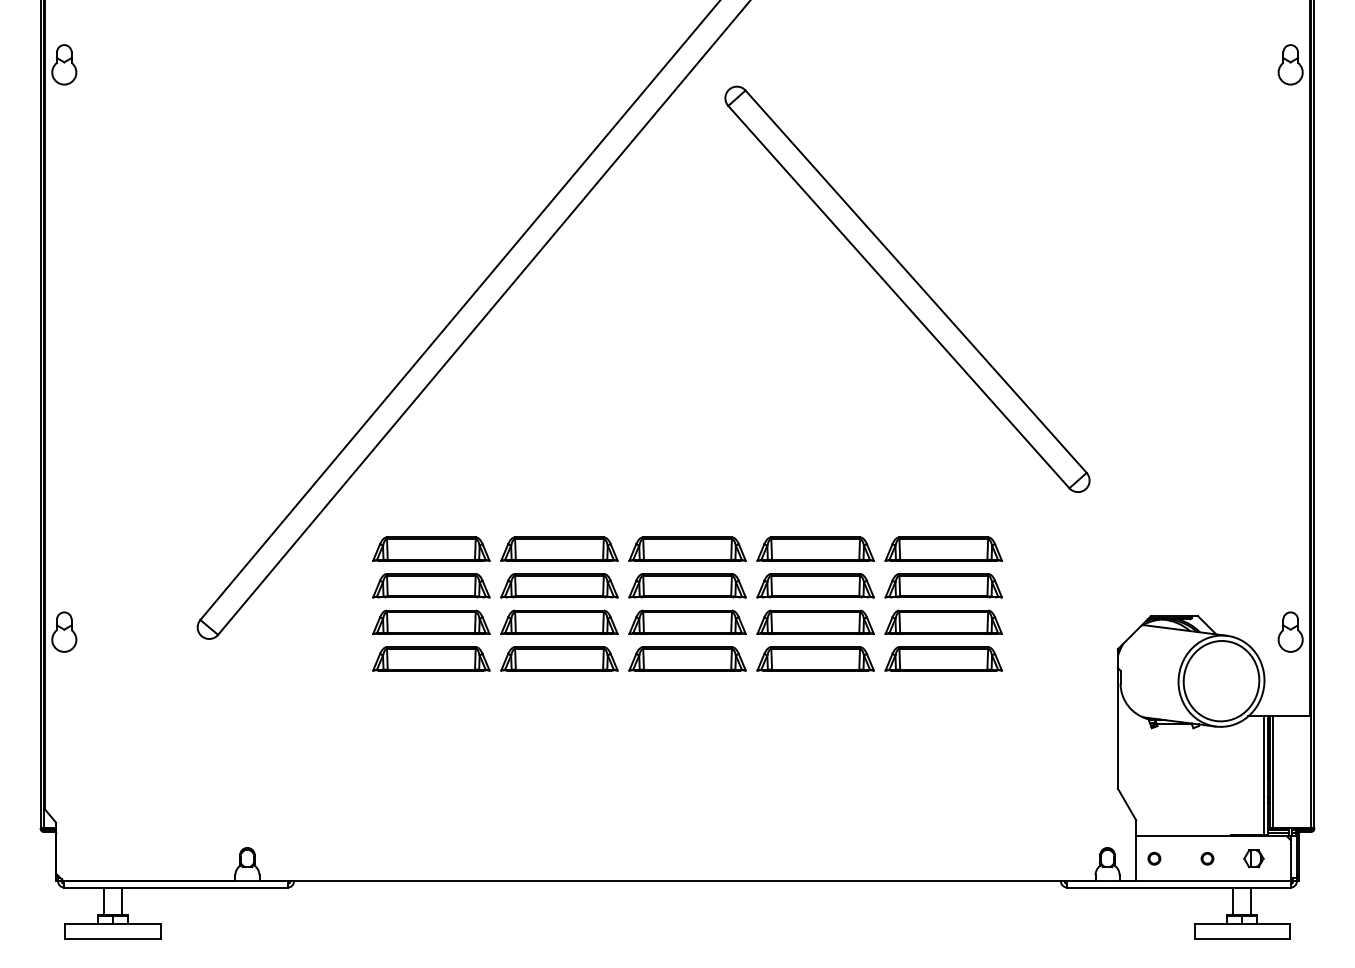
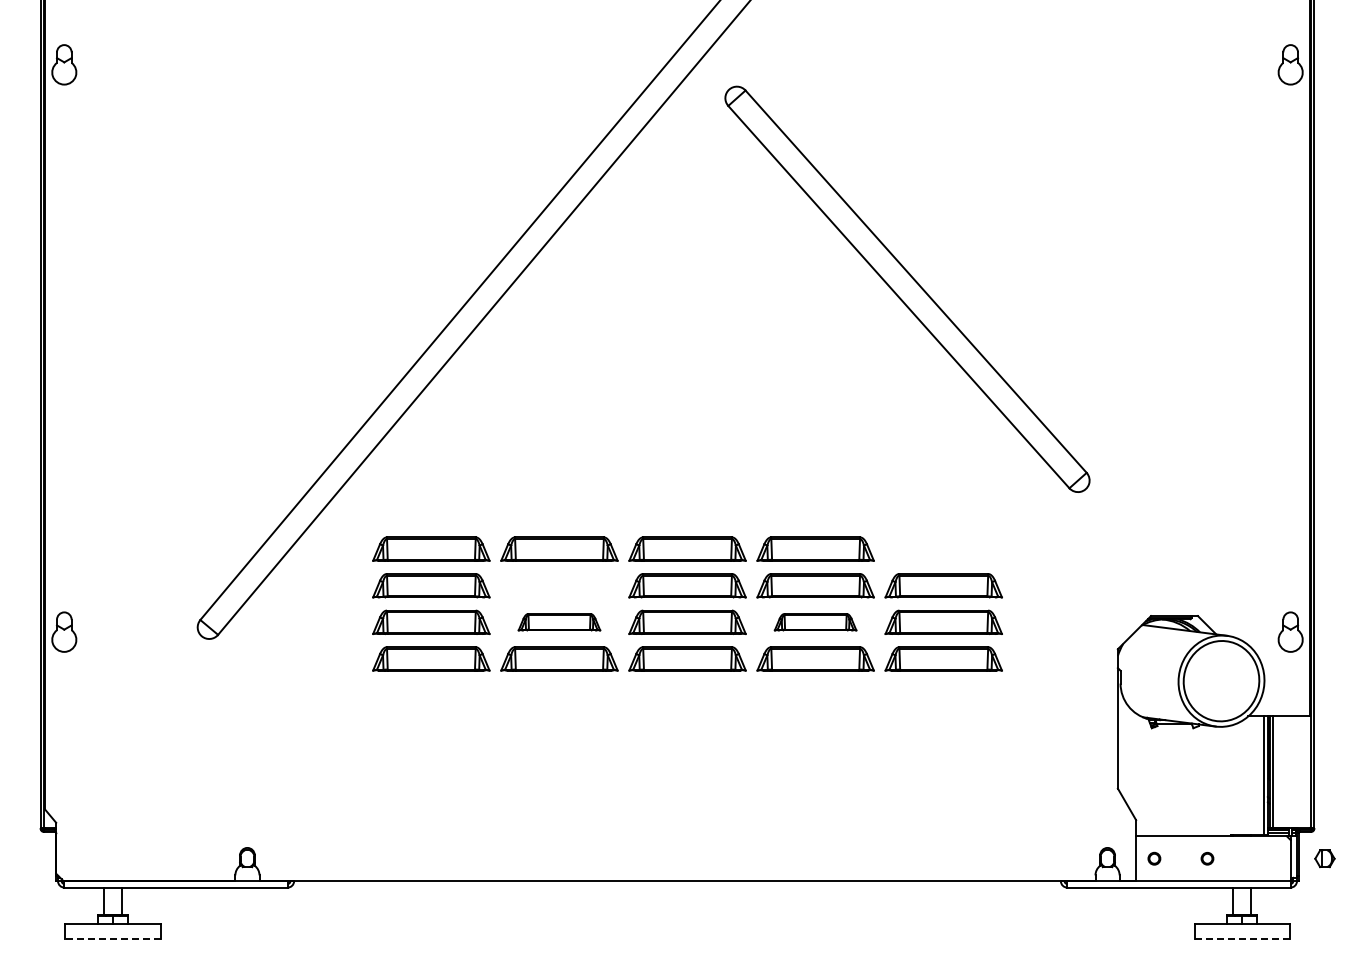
part: present -> none (943, 548)
part: present -> none (559, 585)
part size: 119x26 px -> 85x19 px (559, 622)
part size: 119x26 px -> 85x19 px (815, 622)
part position: (1253, 858) -> (1324, 858) (1324, 858)
line: solid -> dashed (112, 938)
line: solid -> dashed (1242, 938)
